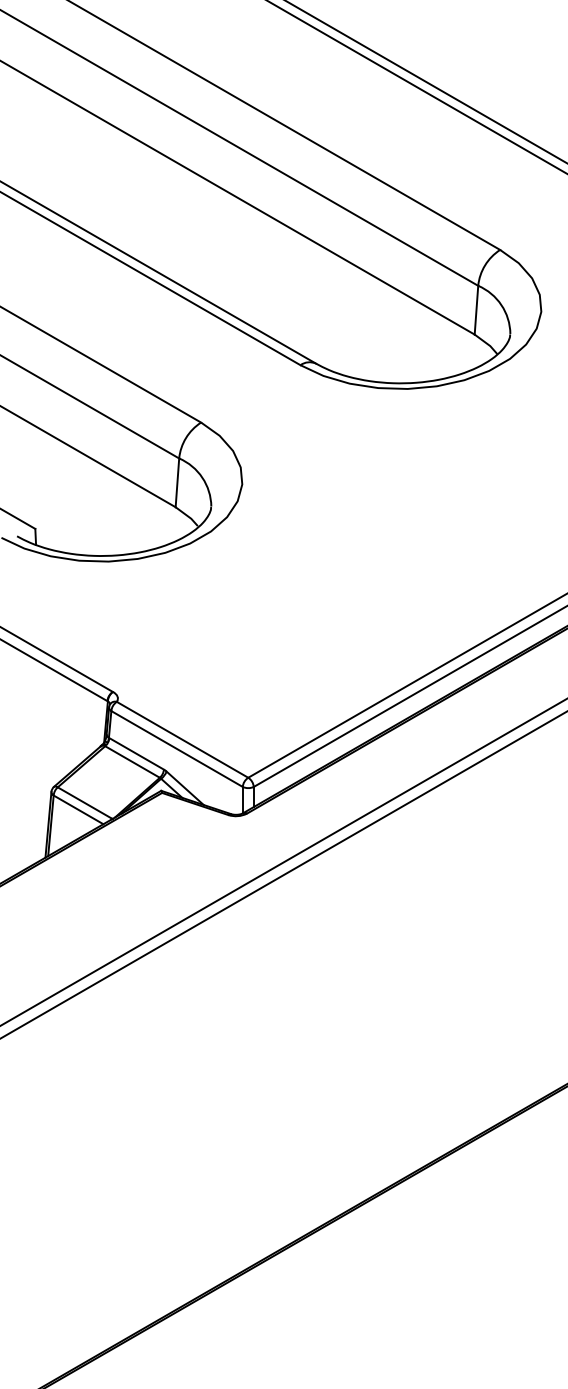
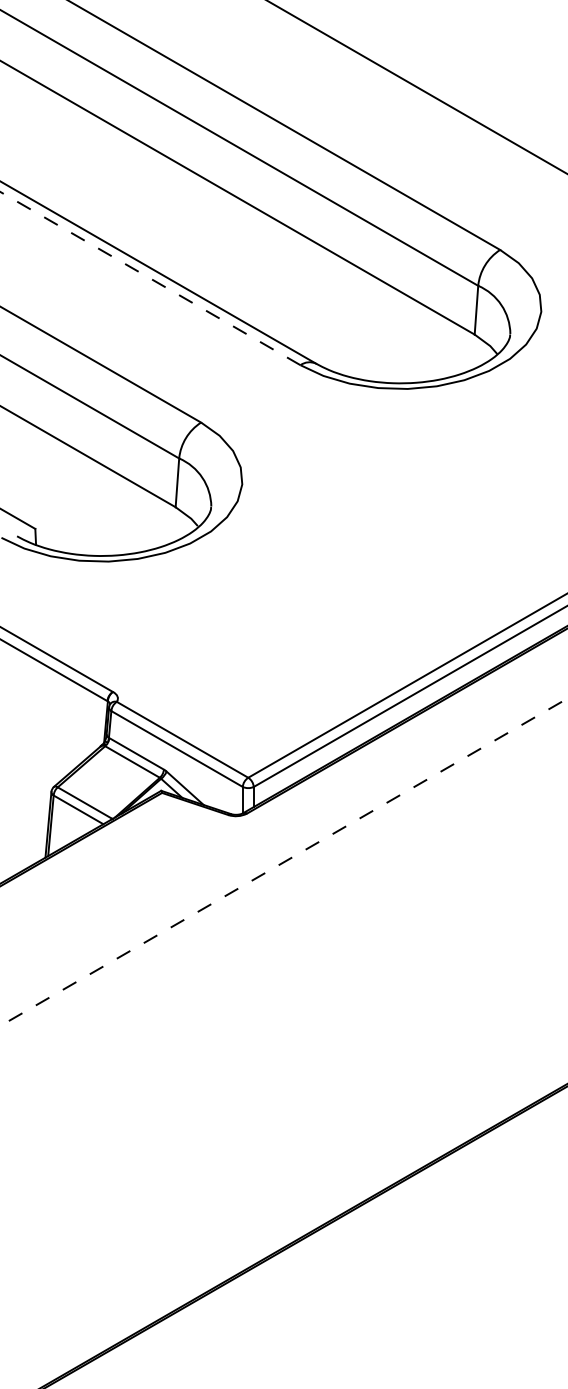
line: present -> none (426, 82)
line: solid -> dashed (150, 278)
line: solid -> dashed (284, 861)
line: present -> none (283, 874)
